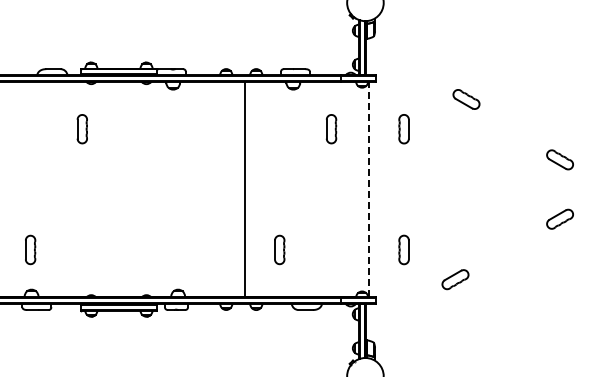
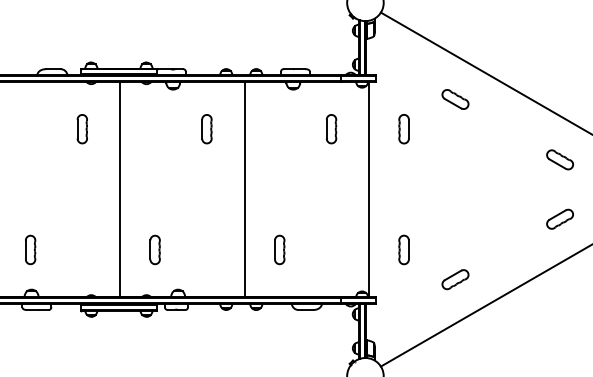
line: none -> present (484, 72)
part position: (466, 99) -> (455, 99) (455, 99)
part: none -> present (206, 129)
line: none -> present (120, 189)
line: dashed -> solid (369, 189)
part: none -> present (154, 249)
line: none -> present (484, 306)
